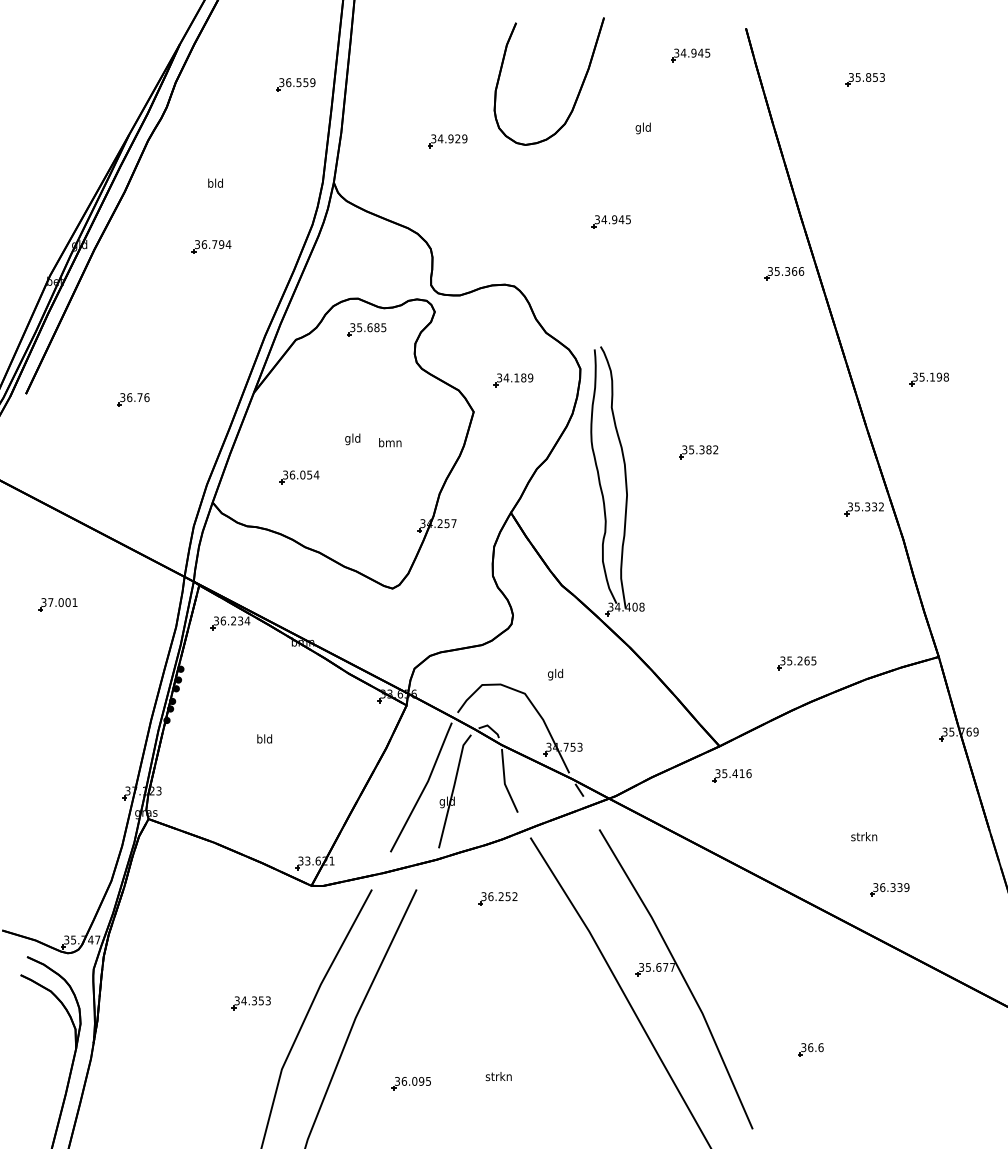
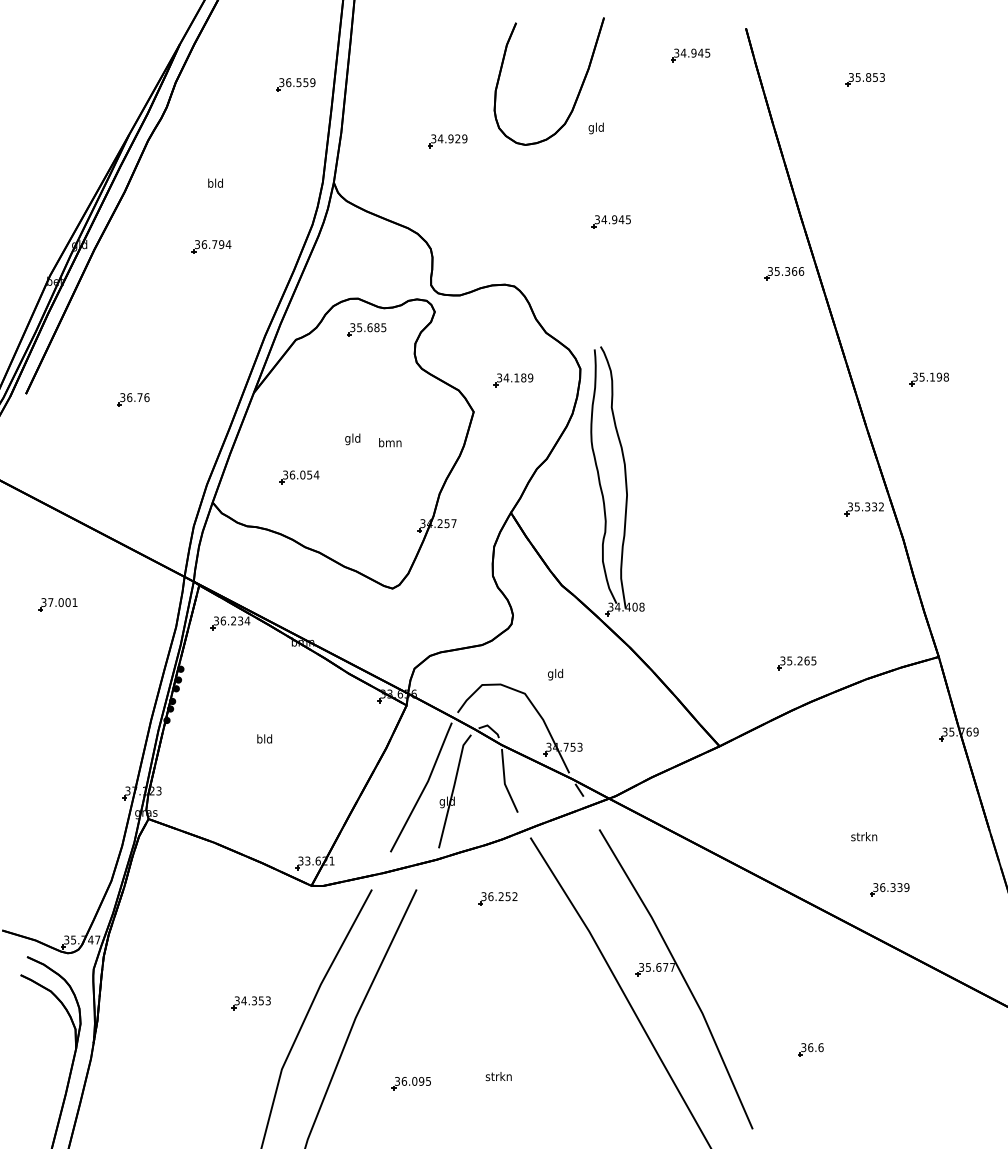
text position: (642, 128) -> (595, 128) (595, 128)
part: present -> none (698, 452)
part: present -> none (731, 775)
